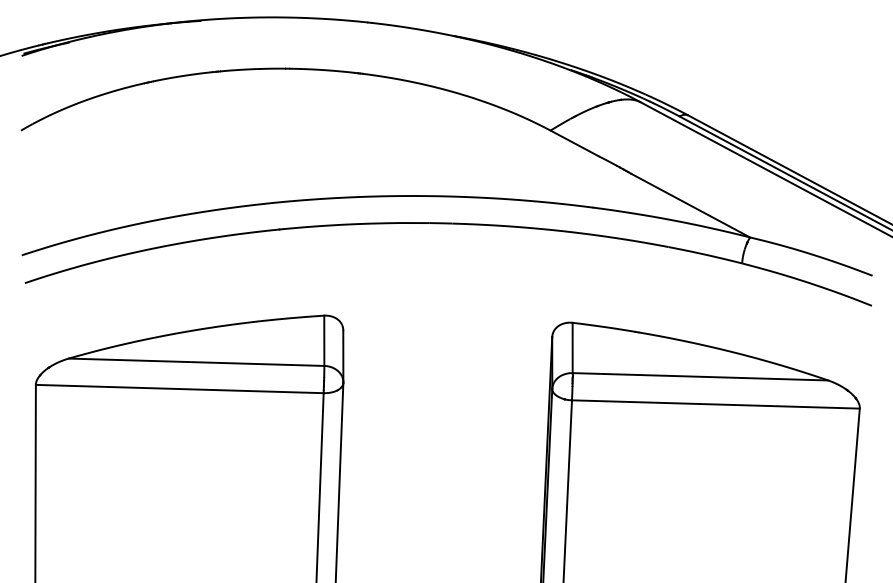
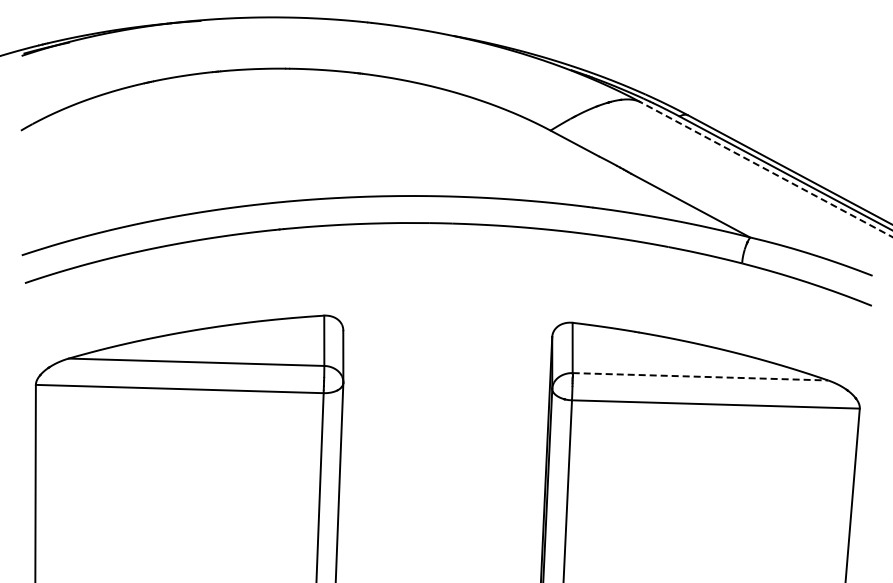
line: solid -> dashed (766, 169)
line: solid -> dashed (700, 376)
